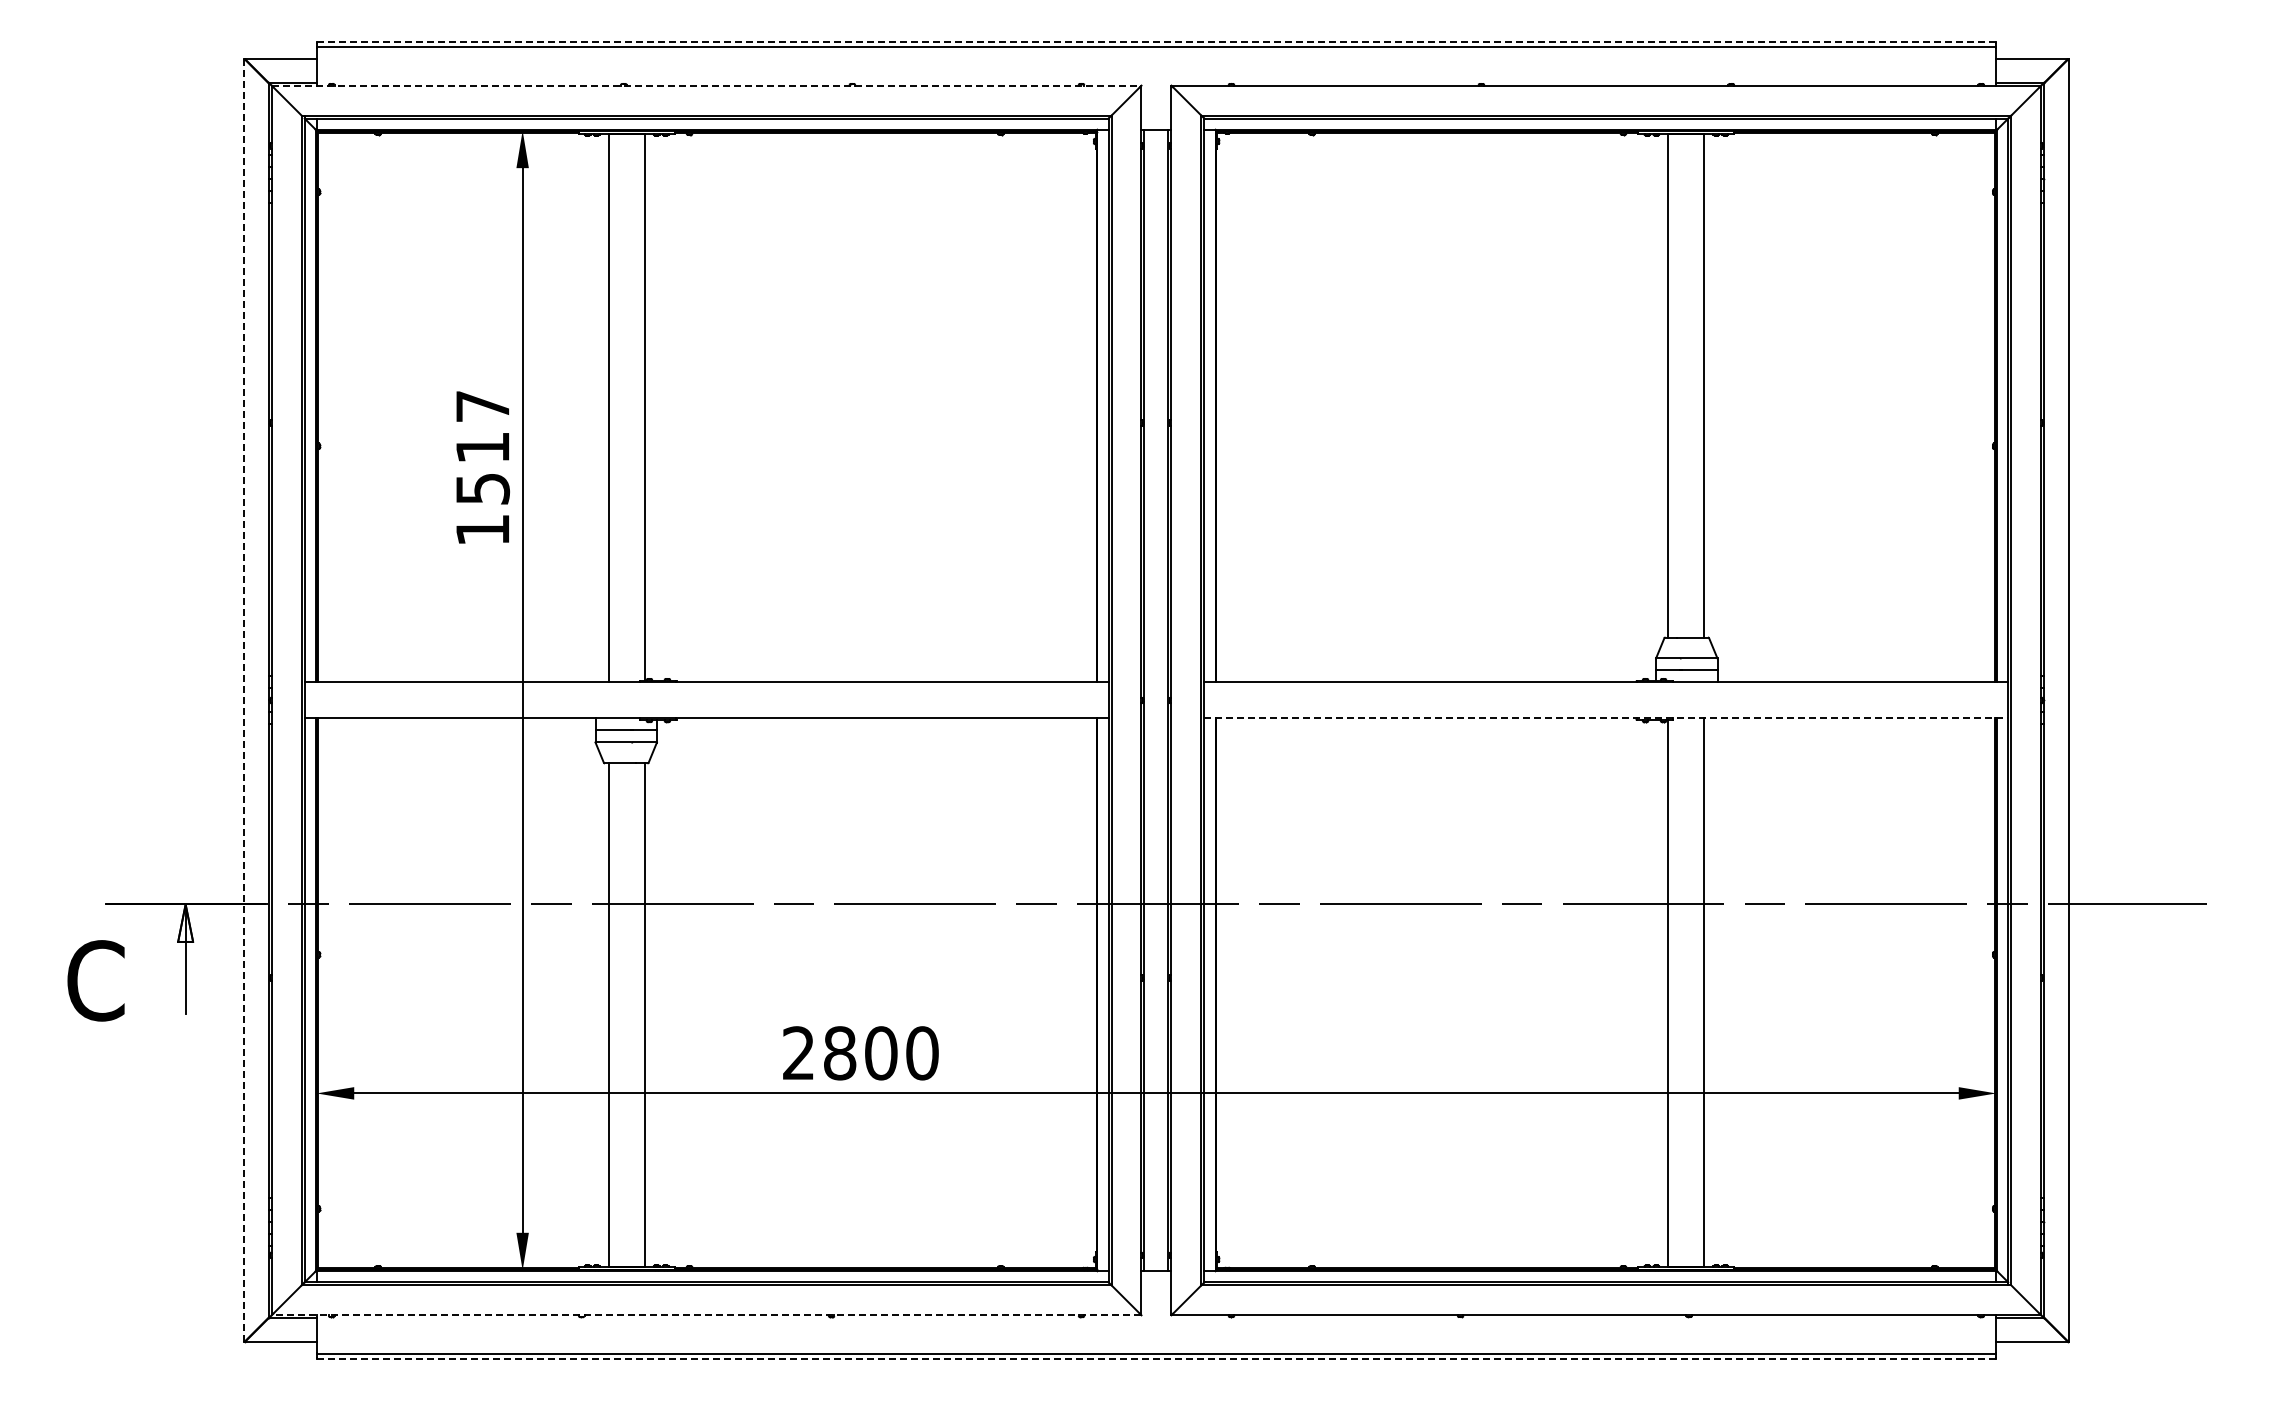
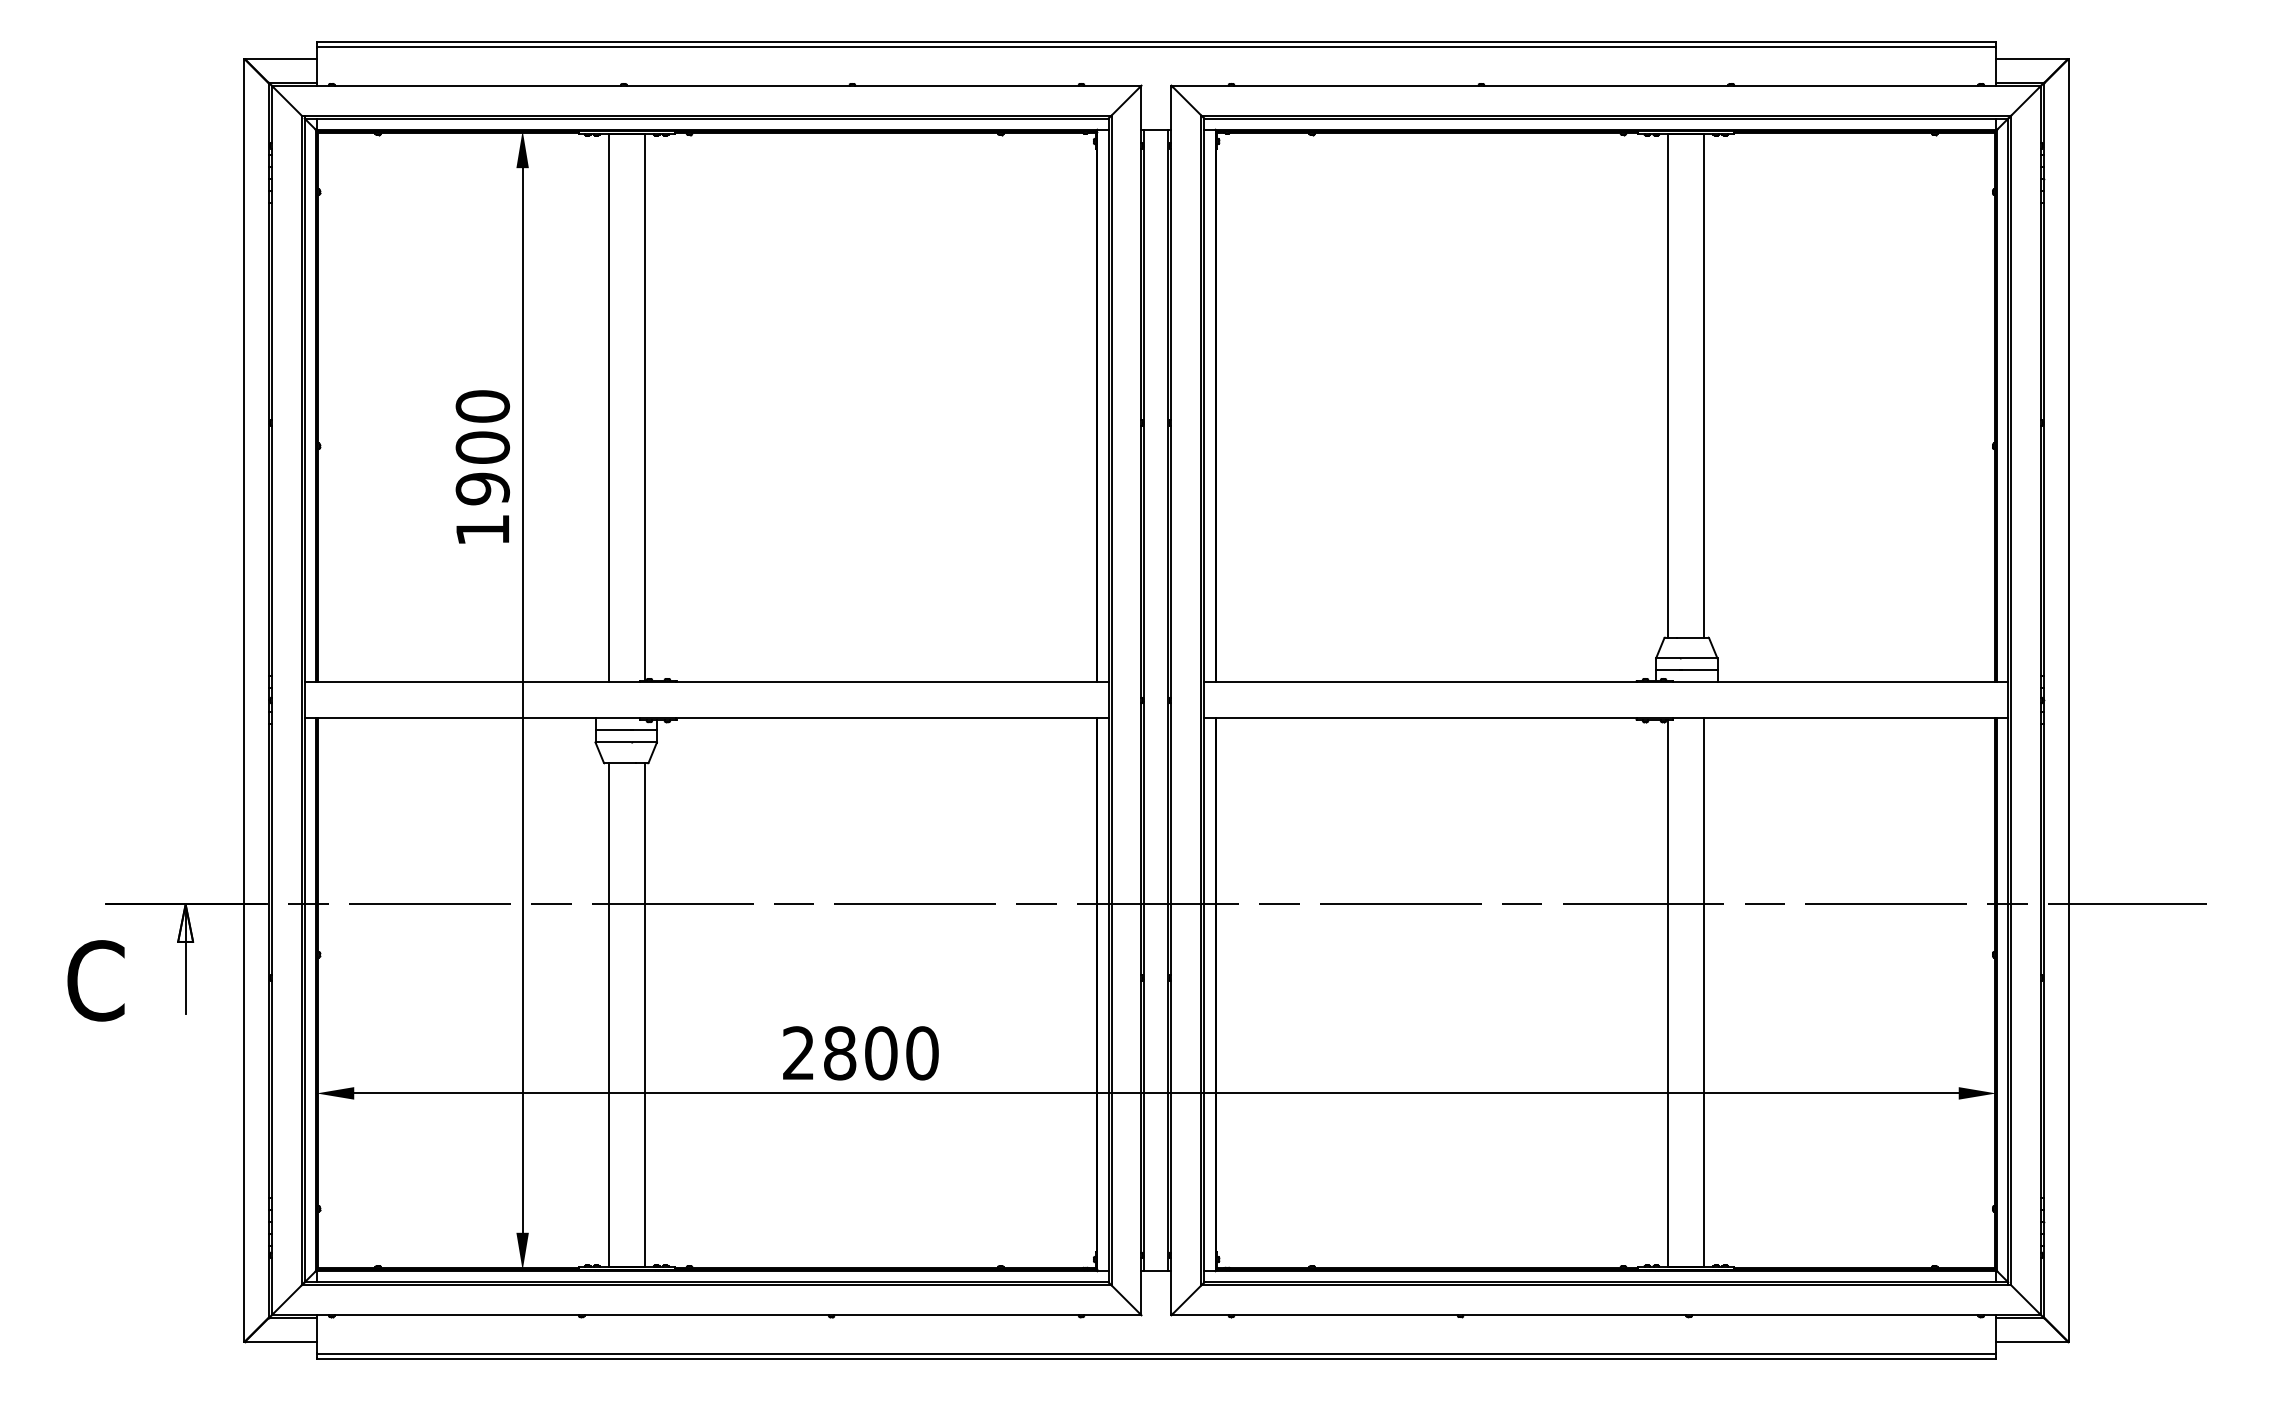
line: dashed -> solid (1156, 42)
line: dashed -> solid (706, 85)
text: 1517 -> 1900 (482, 447)
line: dashed -> solid (244, 700)
line: dashed -> solid (1606, 718)
line: dashed -> solid (706, 1315)
line: dashed -> solid (1156, 1358)
